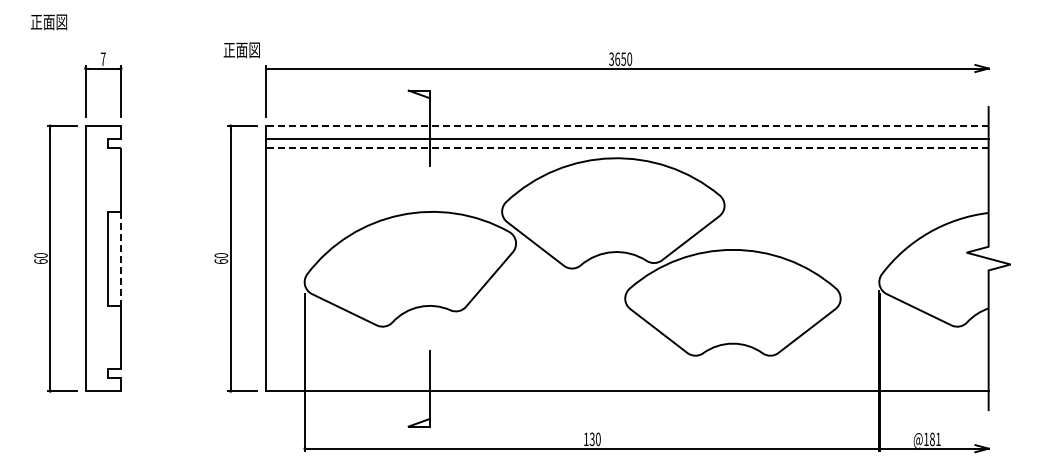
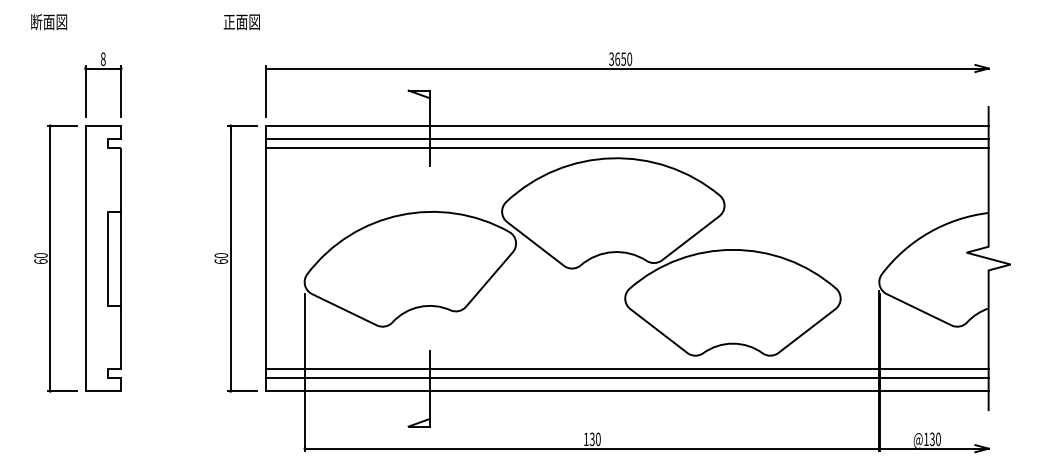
text: 正面図 -> 断面図 (36, 21)
text position: (241, 50) -> (241, 22) (241, 22)
text: 7 -> 8 (102, 58)
line: dashed -> solid (626, 125)
line: dashed -> solid (626, 148)
line: dashed -> solid (121, 258)
line: none -> present (627, 369)
line: none -> present (627, 377)
text: @181 -> @130 (935, 439)
